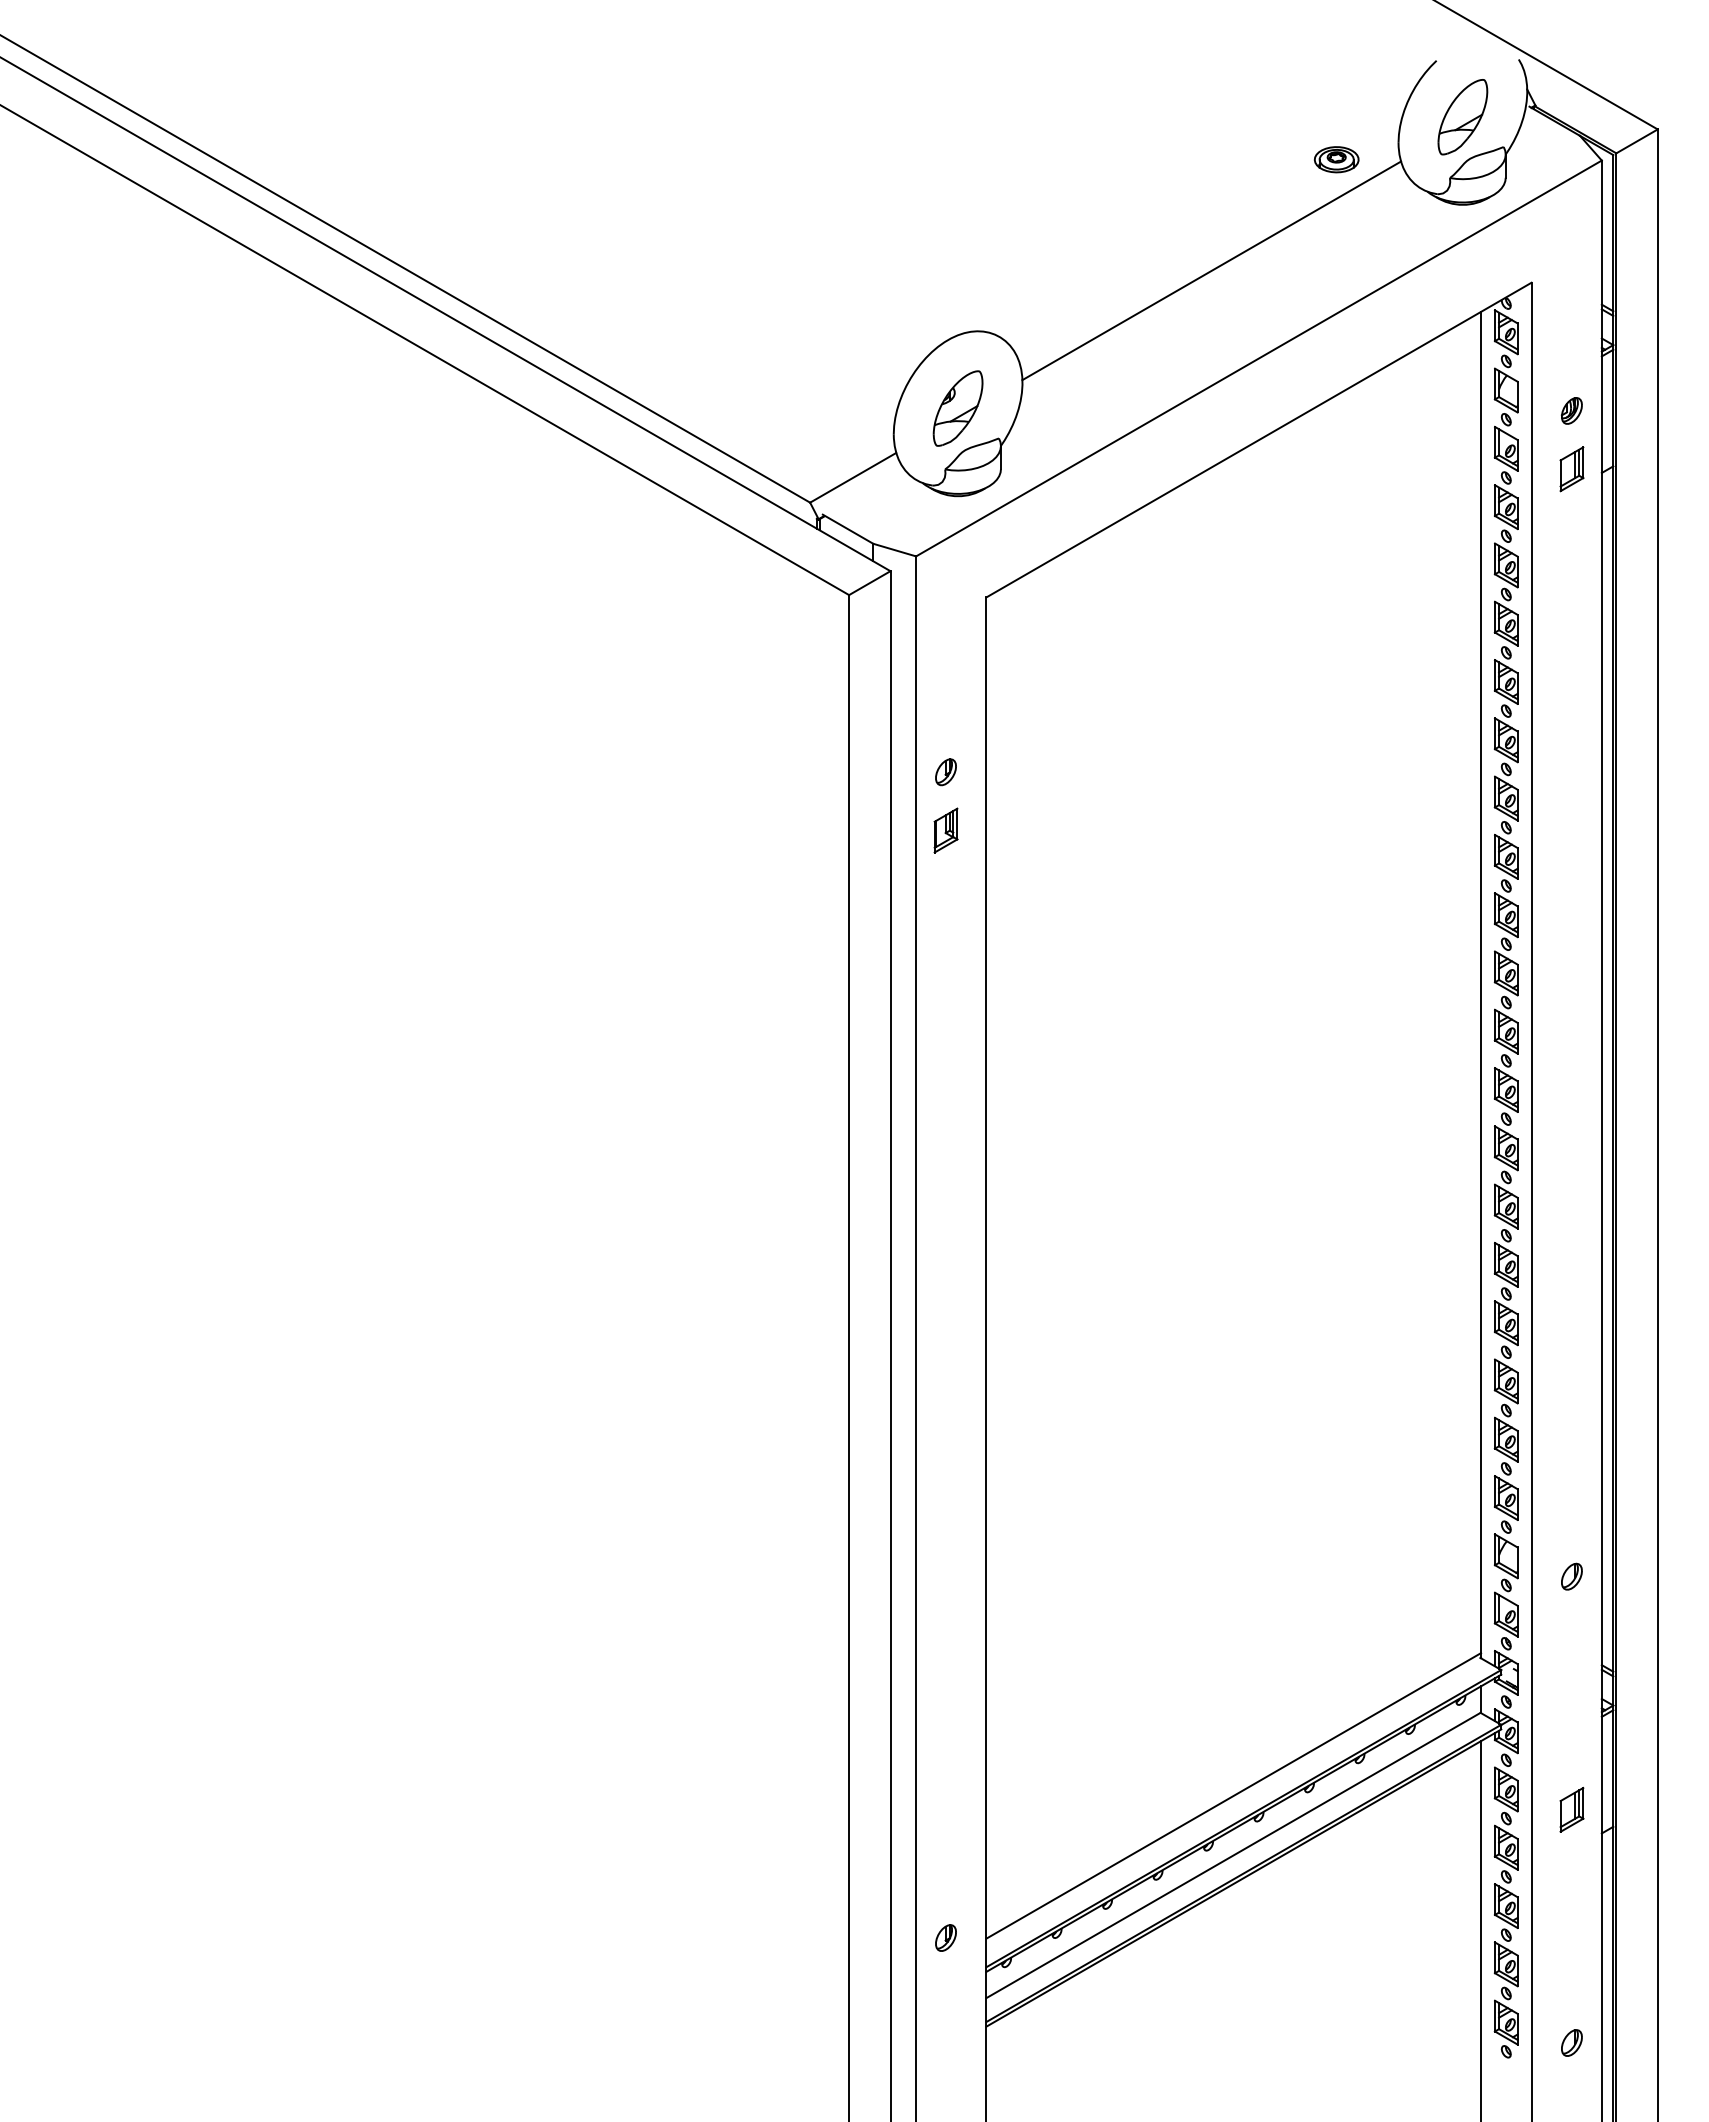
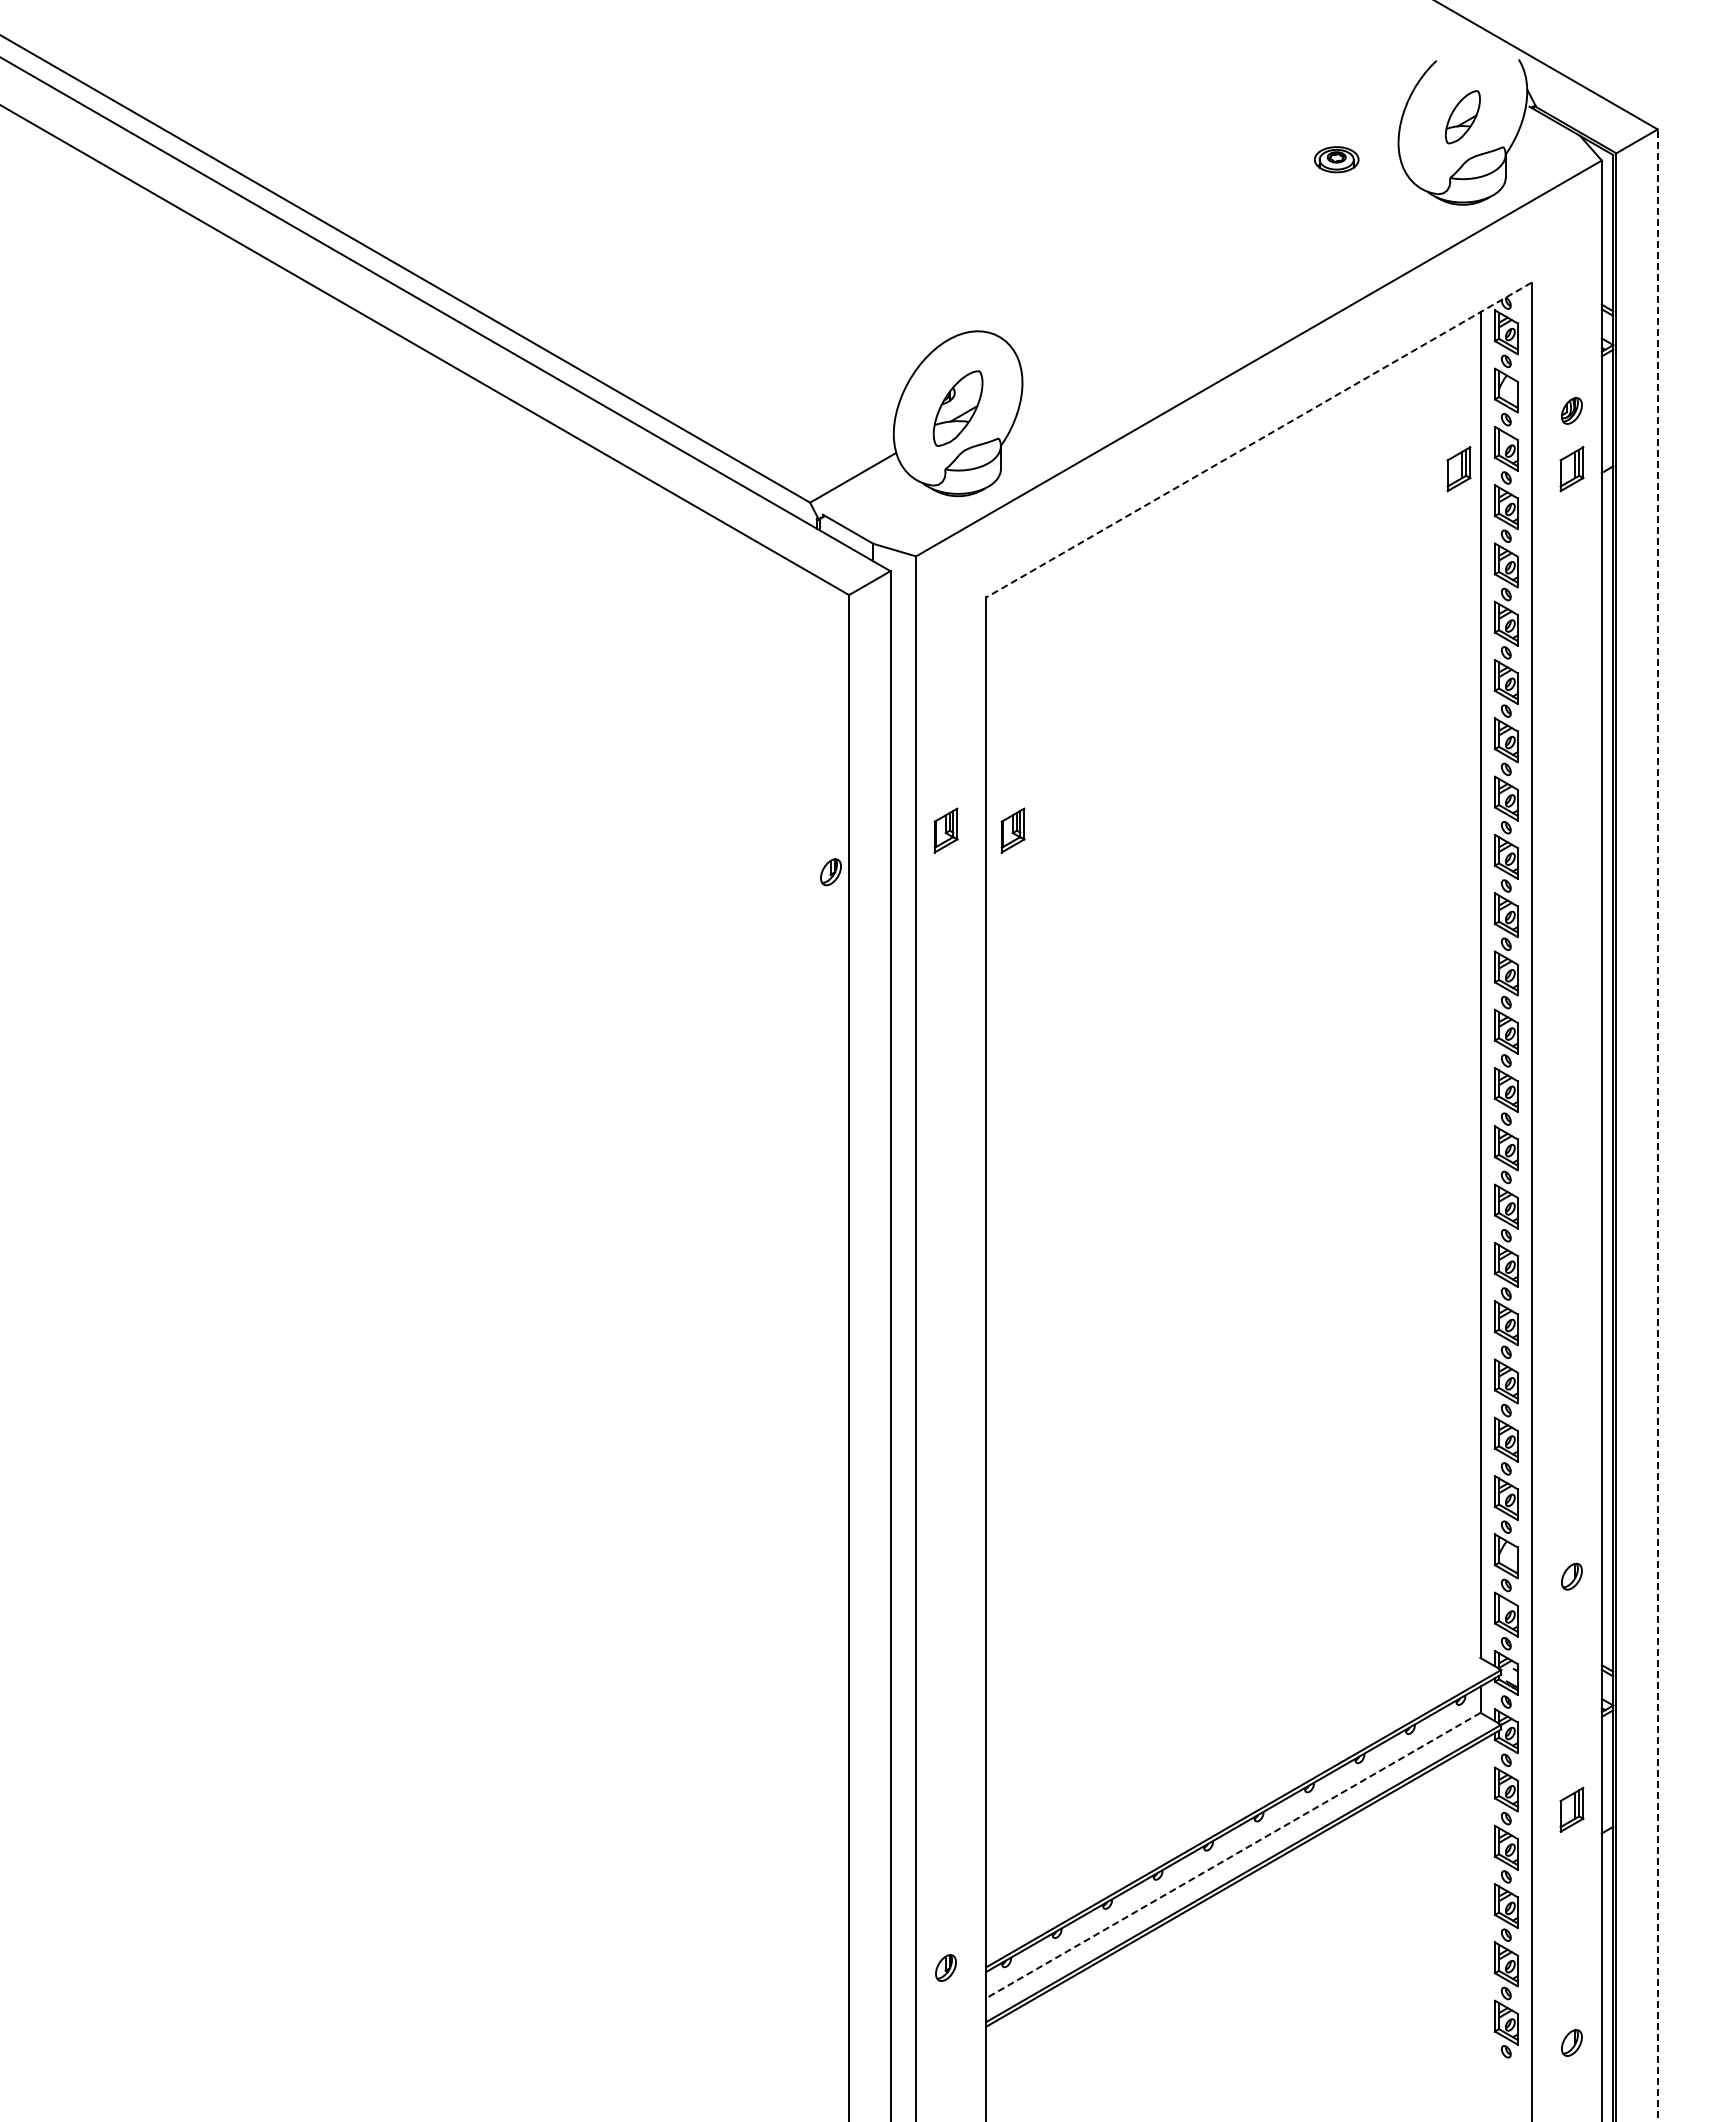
part size: 52x77 px -> 36x55 px (1462, 117)
line: present -> none (1211, 270)
line: solid -> dashed (1258, 440)
part: none -> present (1458, 469)
part position: (945, 772) -> (830, 872) (830, 872)
part: none -> present (1012, 830)
line: solid -> dashed (1657, 1125)
line: present -> none (1233, 1795)
line: solid -> dashed (1233, 1855)
line: present -> none (1481, 1929)
part position: (945, 1937) -> (945, 1967) (945, 1967)
